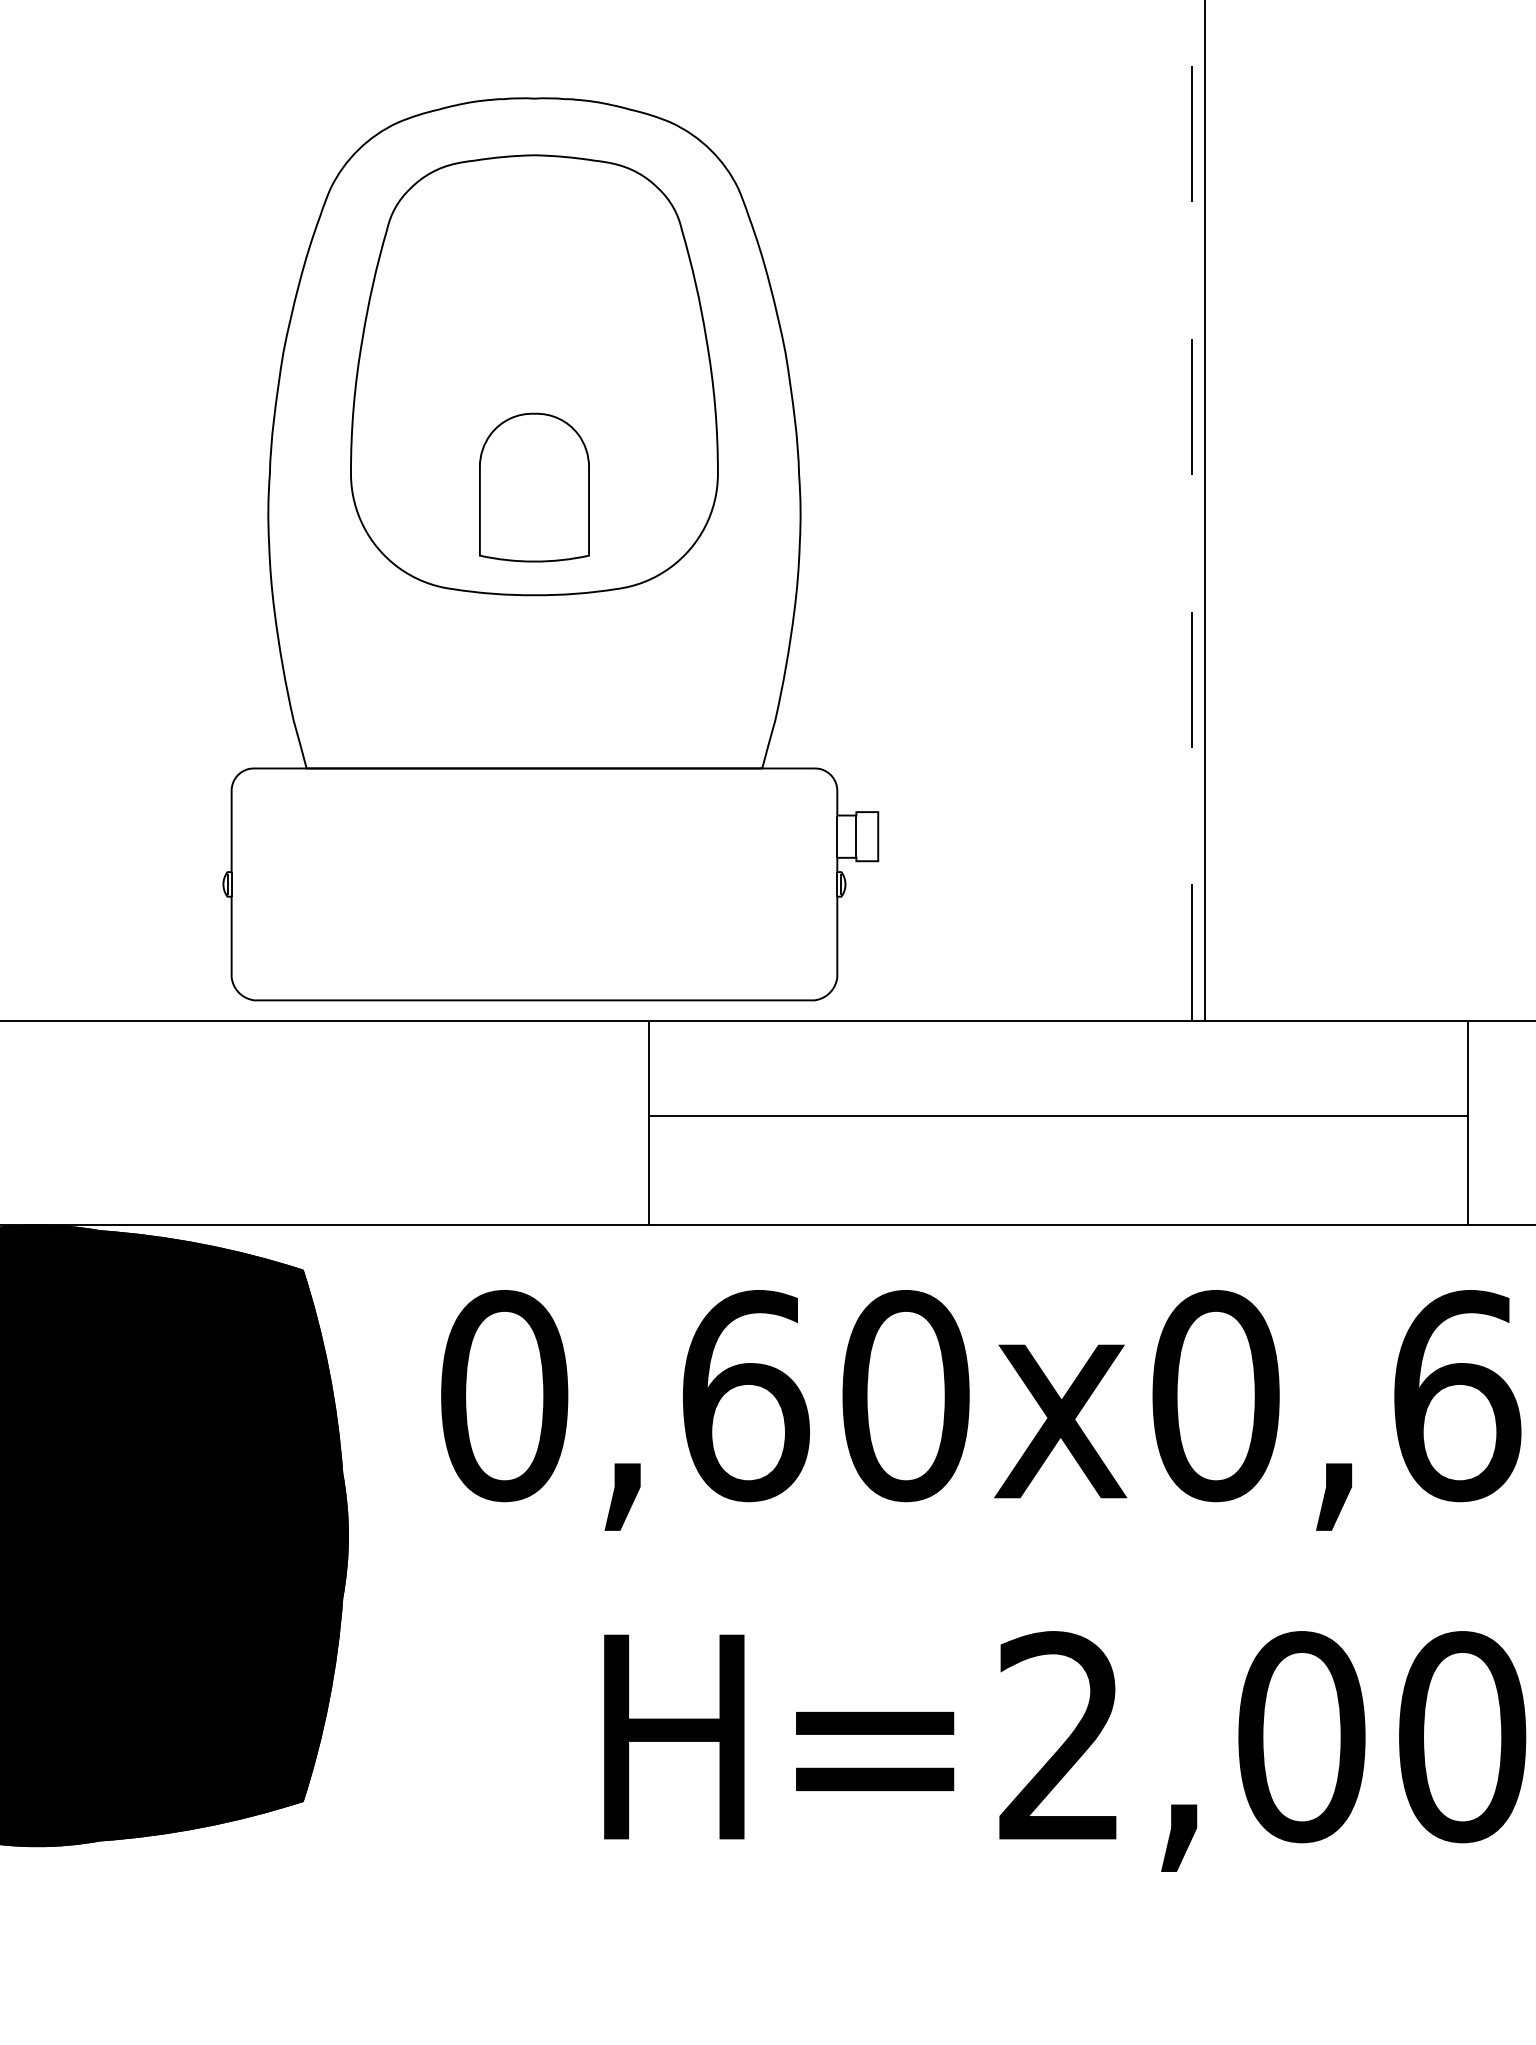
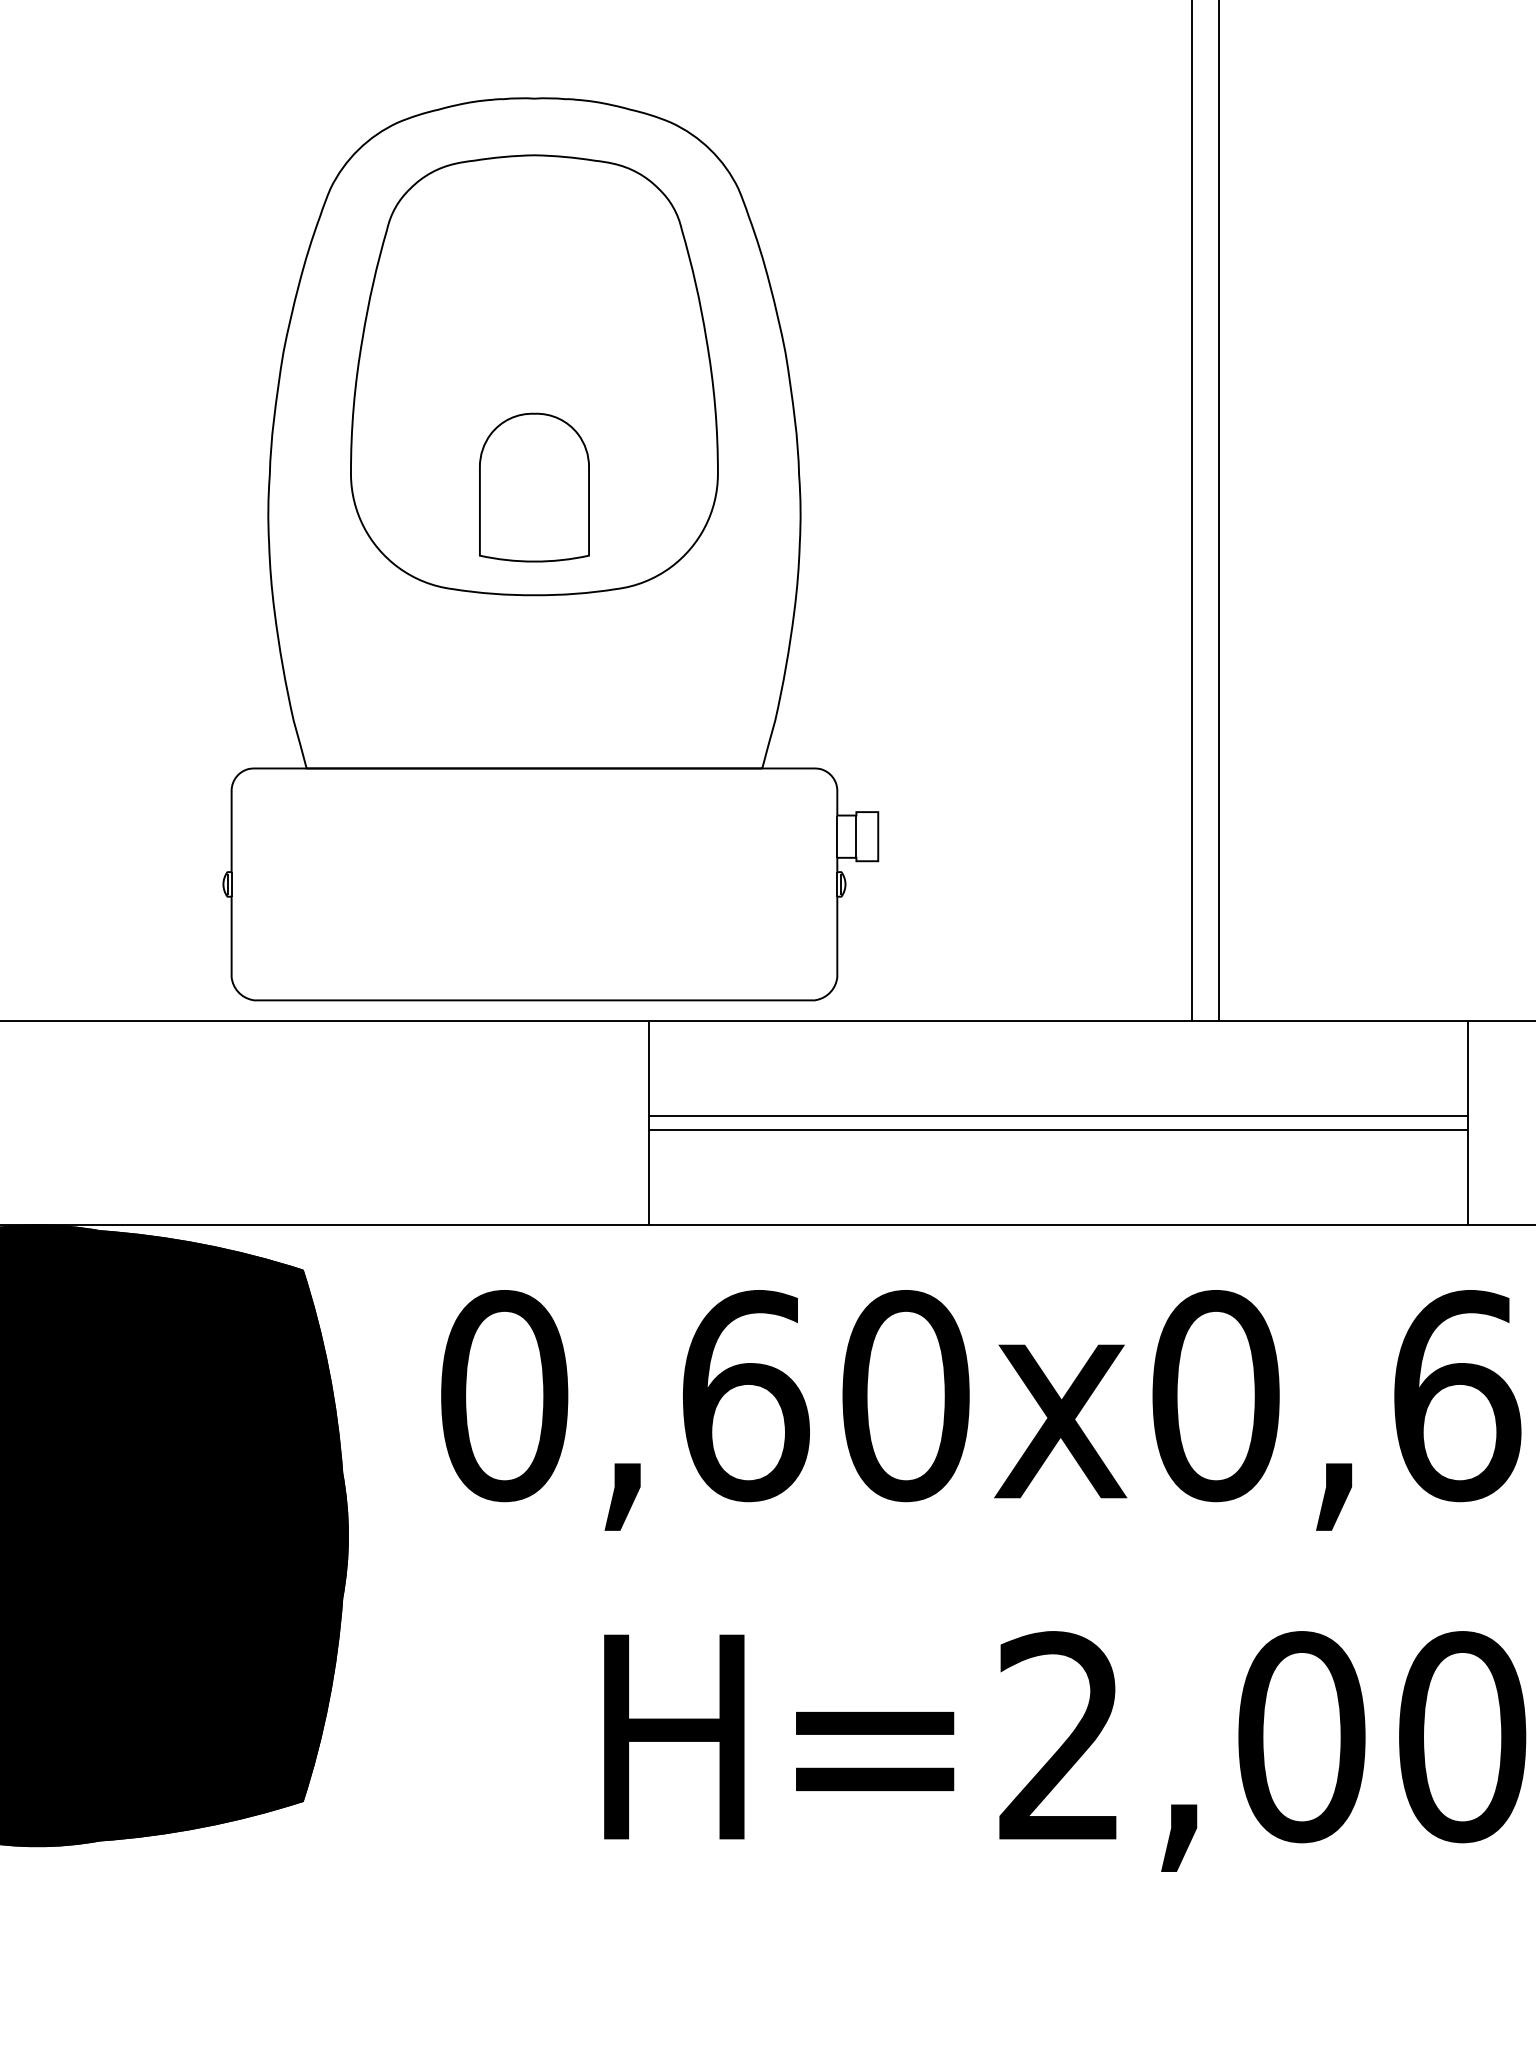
line: dashed -> solid (1191, 510)
line position: (1205, 511) -> (1219, 511) (1219, 511)
line: none -> present (1058, 1129)
